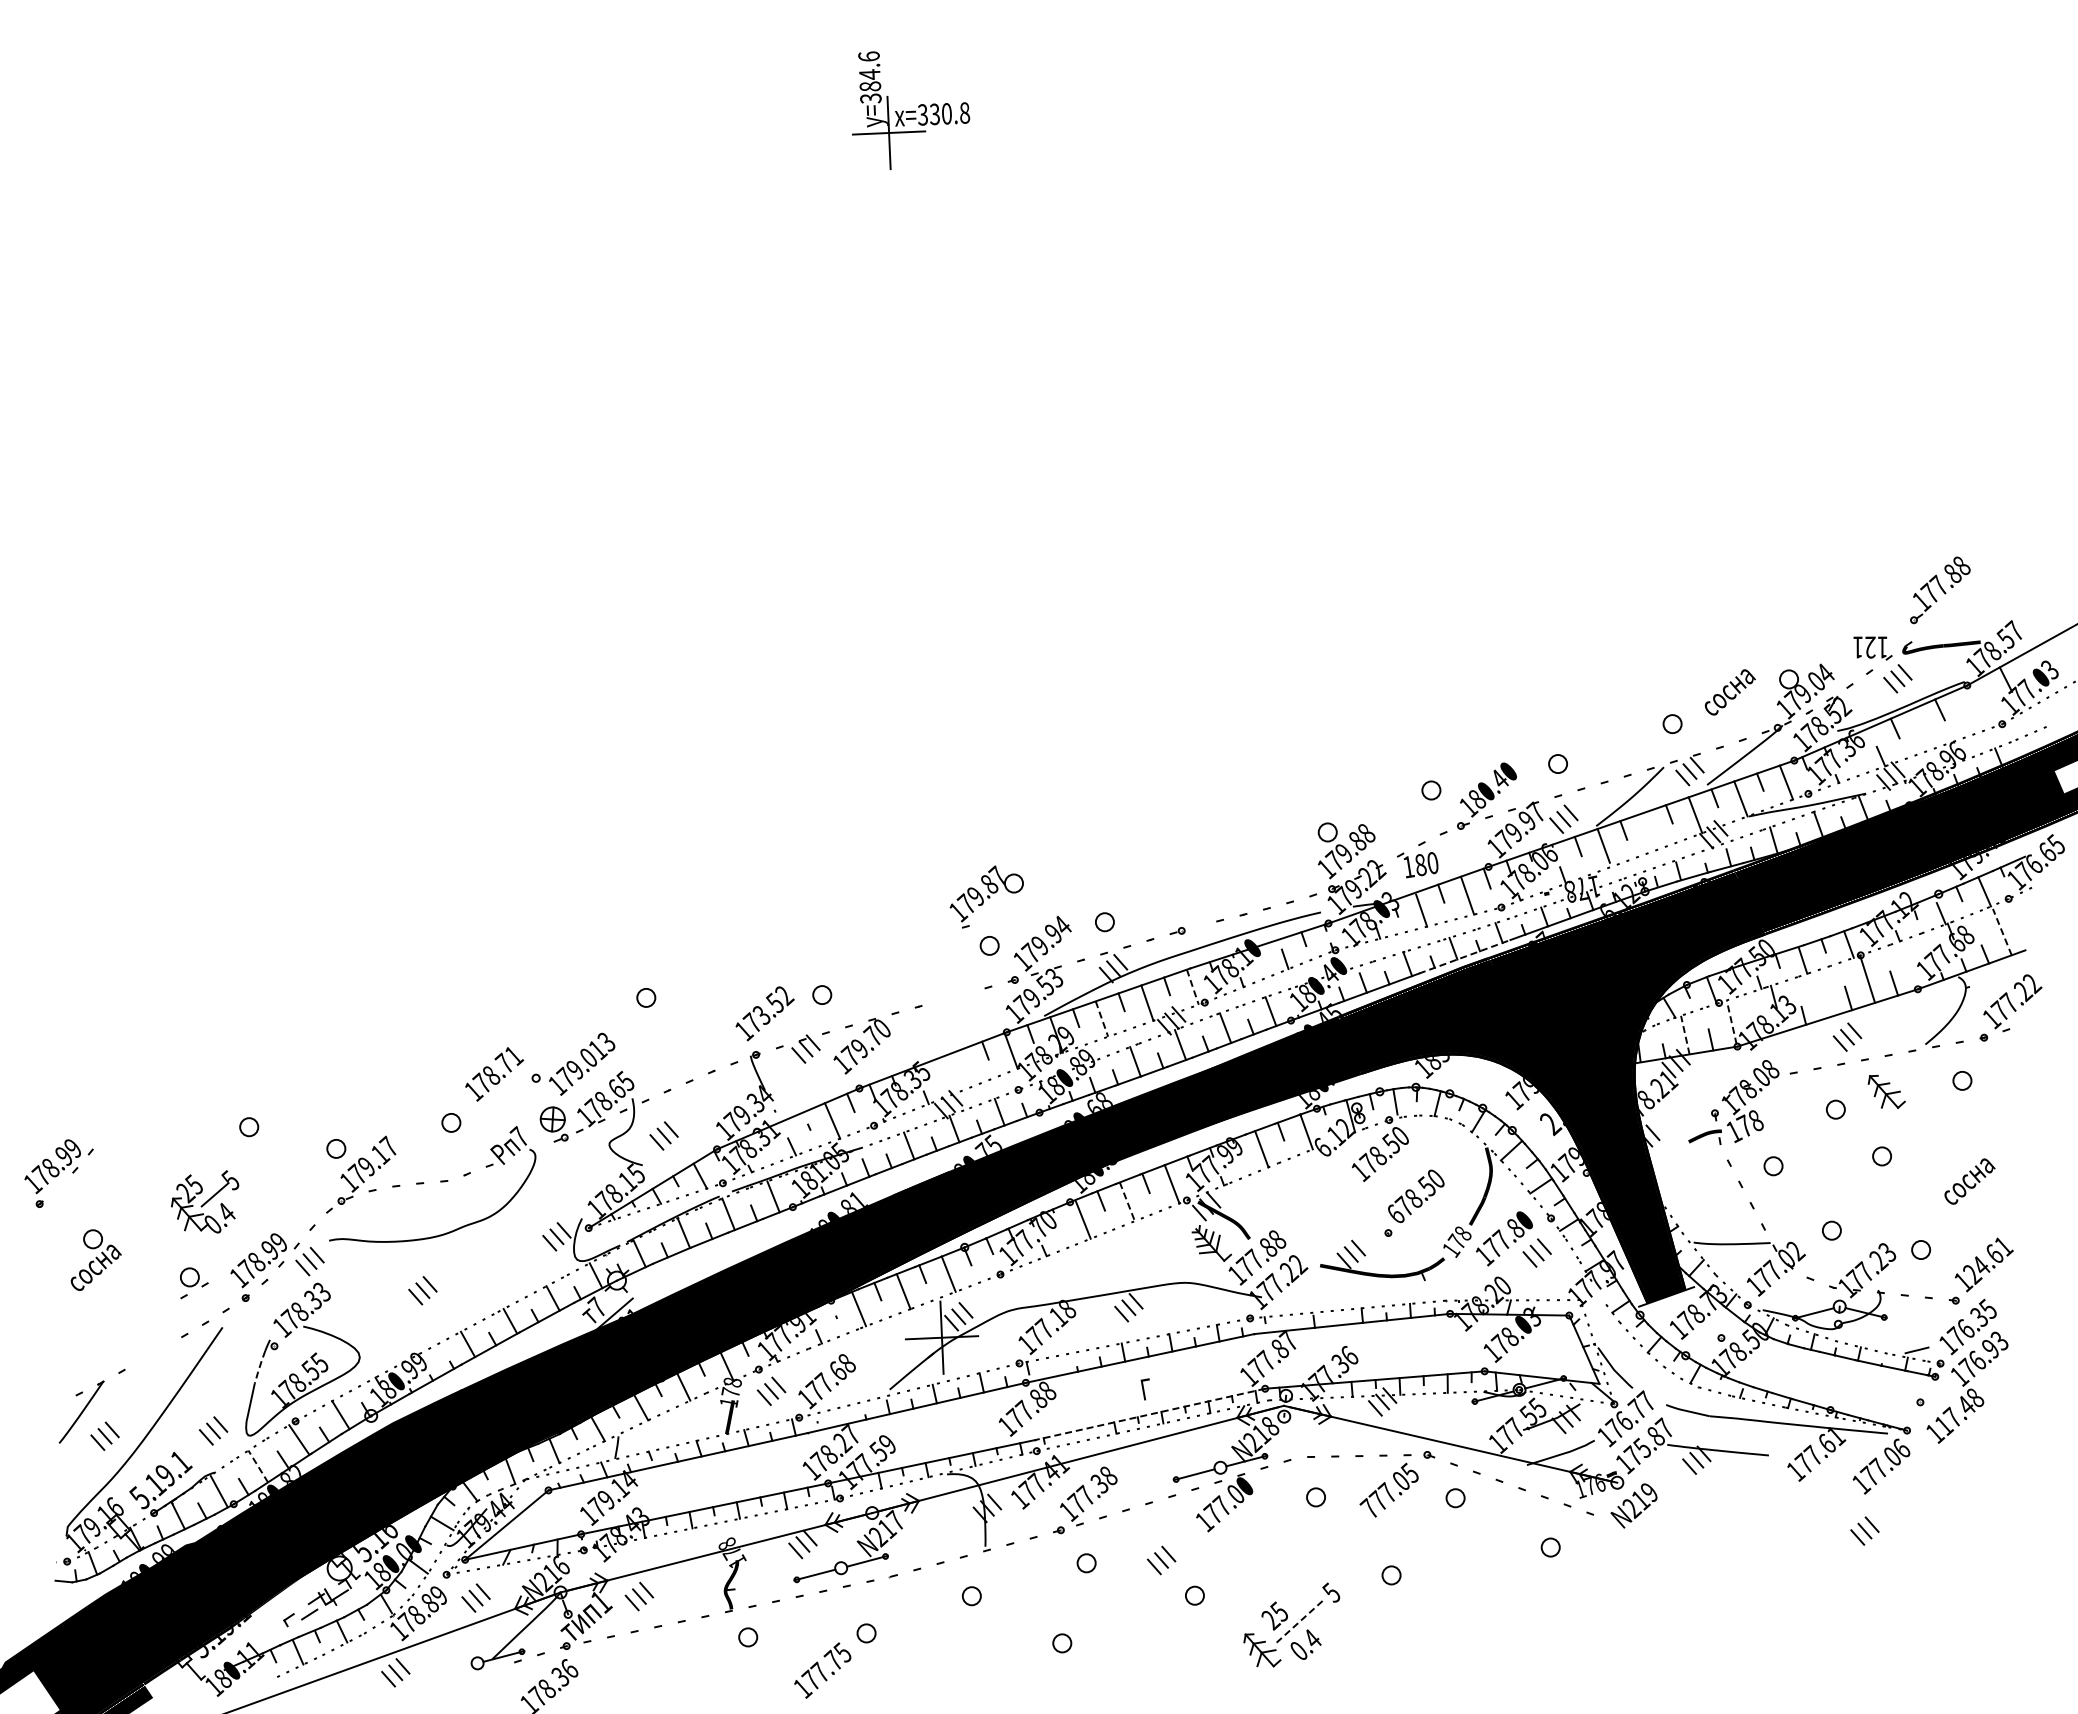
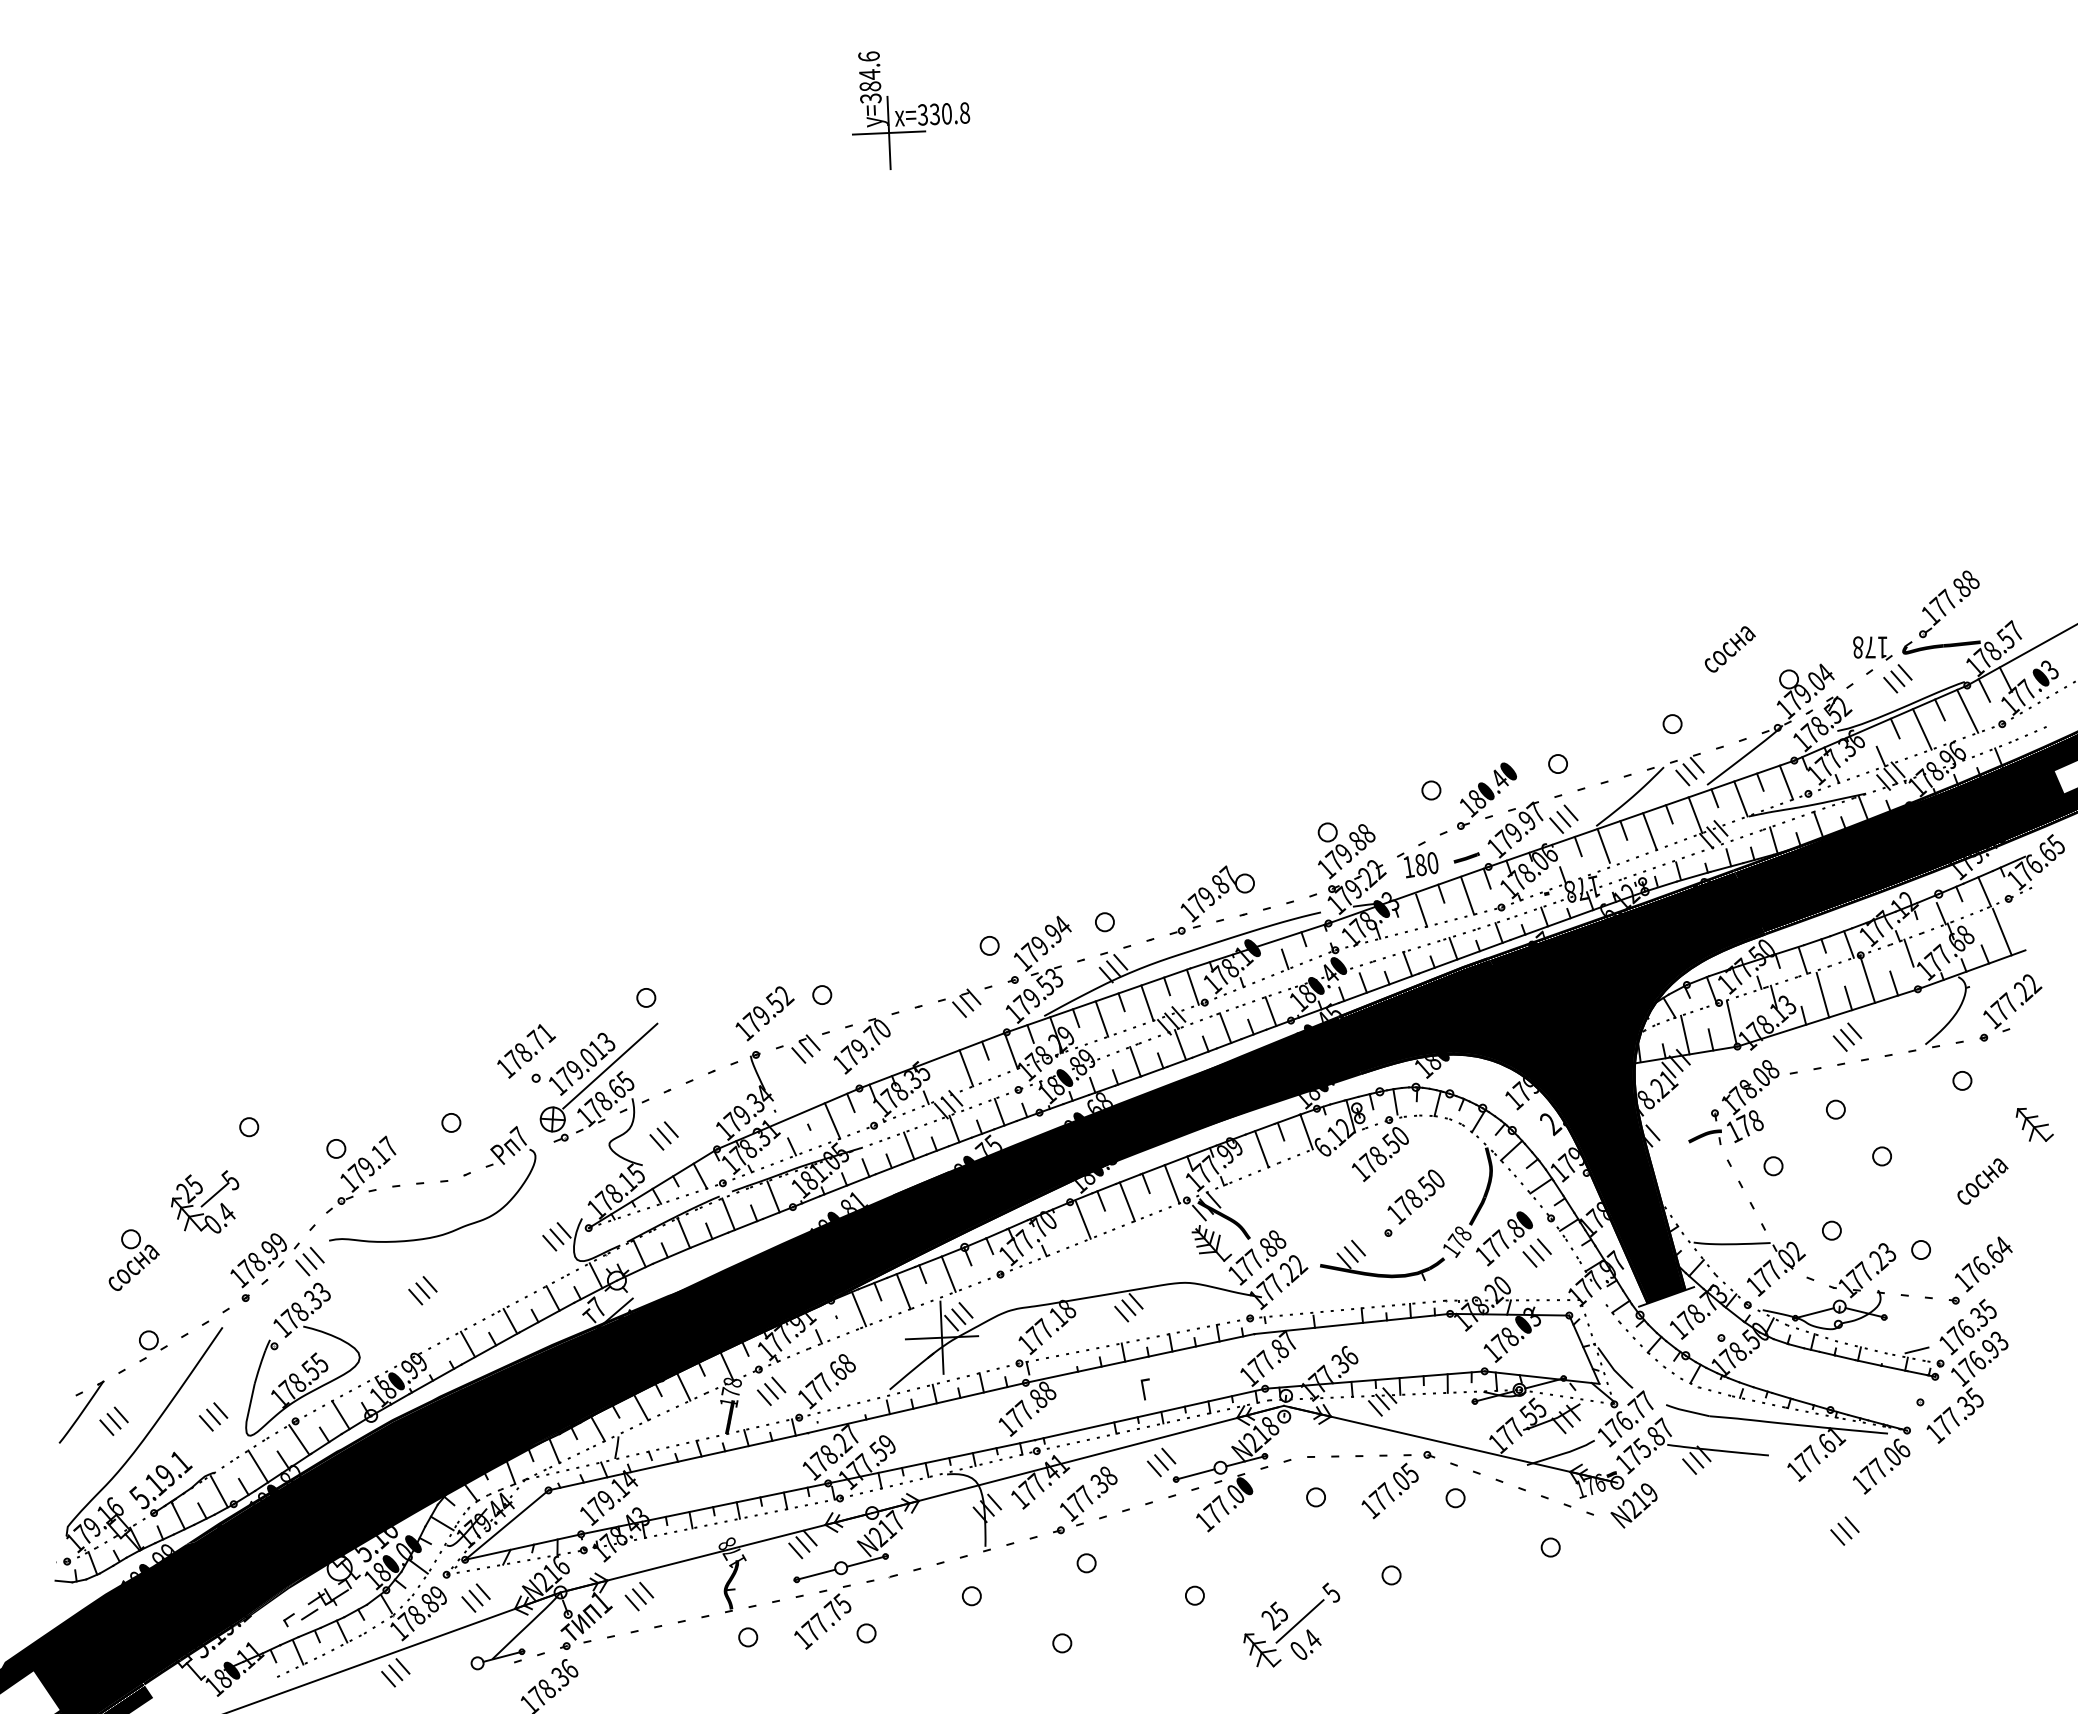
part position: (1940, 590) -> (1949, 604) (1949, 604)
text: 121 -> 178 (1864, 647)
line: none -> present (1984, 690)
text position: (1729, 692) -> (1729, 649) (1729, 649)
line: none -> present (1967, 710)
line: none -> present (1921, 729)
line: none -> present (1649, 831)
line: none -> present (1466, 857)
part position: (986, 896) -> (1217, 896) (1217, 896)
line: dashed -> solid (2002, 931)
line: none -> present (1908, 952)
line: dashed -> solid (1464, 956)
line: dashed -> solid (1192, 987)
line: none -> present (1822, 994)
part: none -> present (959, 1002)
text: 173.52 -> 179.52 (761, 1015)
line: dashed -> solid (1101, 1019)
line: dashed -> solid (1731, 1022)
line: dashed -> solid (1685, 1035)
text: 185.03 -> 180.03 (1443, 1059)
line: none -> present (610, 1065)
line: none -> present (966, 1068)
text position: (494, 1074) -> (526, 1051) (526, 1051)
part position: (1886, 1091) -> (2034, 1124) (2034, 1124)
part: present -> none (58, 1173)
text position: (1969, 1181) -> (1982, 1181) (1982, 1181)
line: dashed -> solid (1127, 1201)
text: 678.50 -> 178.50 (1396, 1214)
part position: (95, 1259) -> (133, 1259) (133, 1259)
text: 124.61 -> 176.64 (1987, 1260)
part position: (194, 1283) -> (153, 1346) (153, 1346)
line: dashed -> solid (259, 1367)
fill: none -> present (454, 1408)
text: 117.48 -> 177.35 (1958, 1411)
line: dashed -> solid (1150, 1414)
part position: (213, 1430) -> (213, 1416) (213, 1416)
part position: (104, 1435) -> (113, 1420) (113, 1420)
line: dashed -> solid (258, 1466)
text: 777.05 -> 177.05 (1369, 1508)
fill: none -> present (405, 1525)
part position: (1864, 1530) -> (1844, 1530) (1844, 1530)
part position: (1161, 1560) -> (1161, 1462) (1161, 1462)
line: dashed -> solid (1300, 1621)
text position: (822, 1670) -> (822, 1621) (822, 1621)
